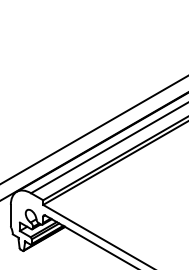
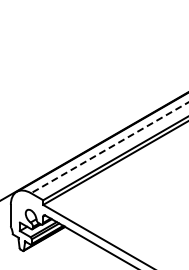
line: present -> none (93, 130)
line: solid -> dashed (109, 147)
